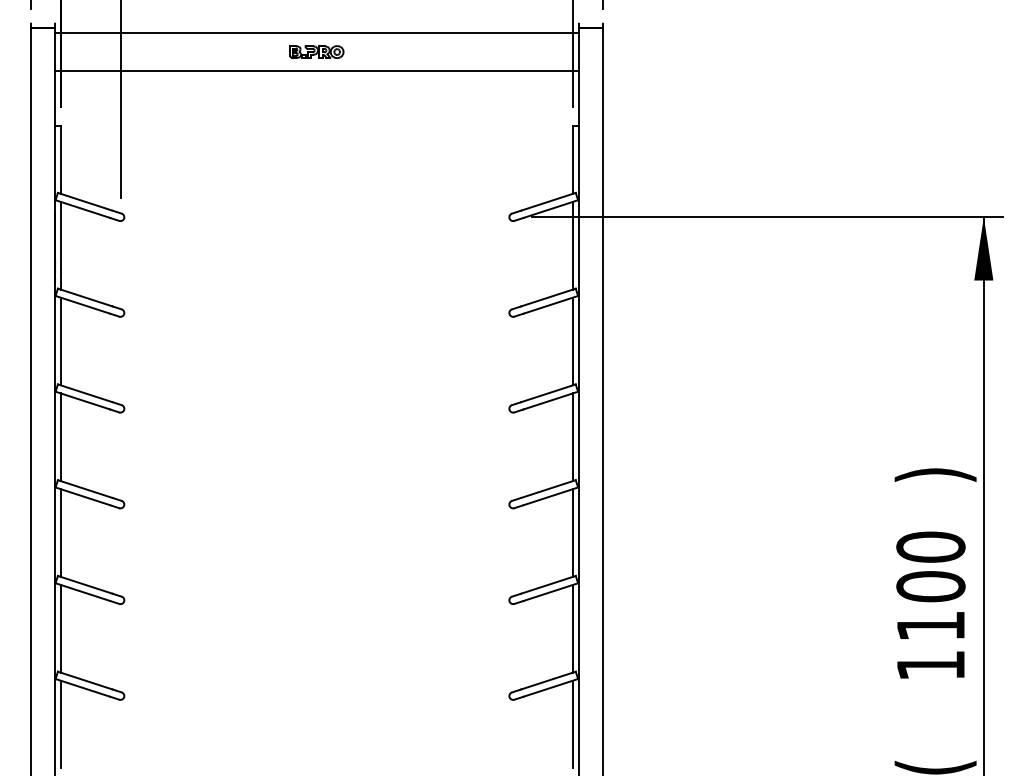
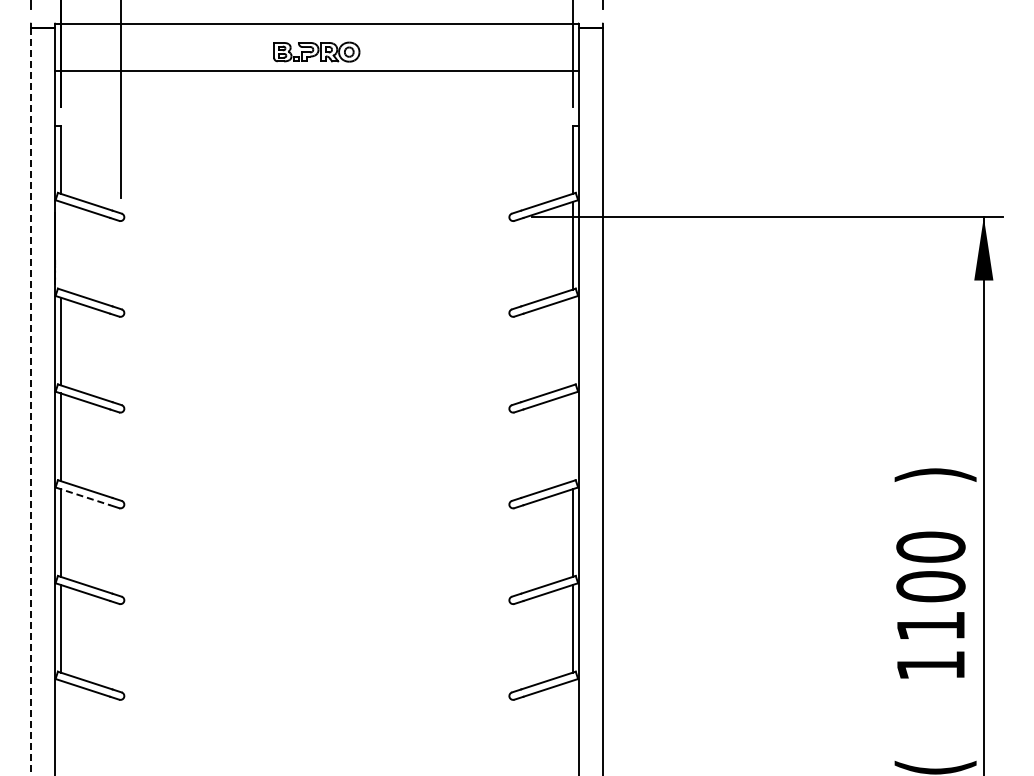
line position: (316, 32) -> (316, 23) (316, 23)
part size: 56x14 px -> 88x22 px (316, 51)
line: present -> none (60, 245)
line: present -> none (573, 341)
line: solid -> dashed (31, 402)
line: present -> none (573, 437)
line: solid -> dashed (82, 496)
line: present -> none (60, 724)
line: present -> none (573, 724)
